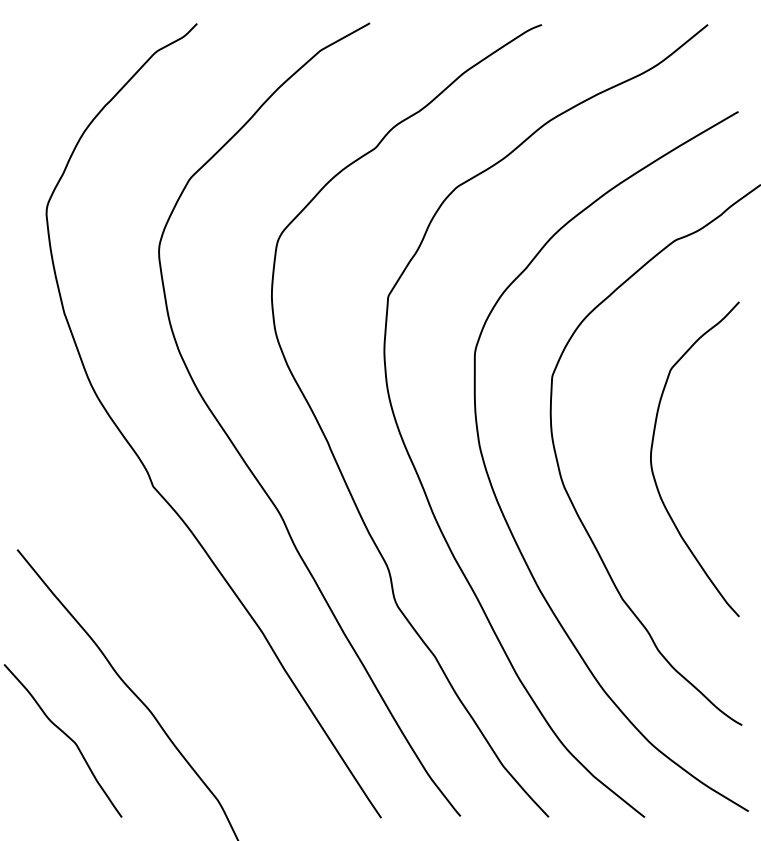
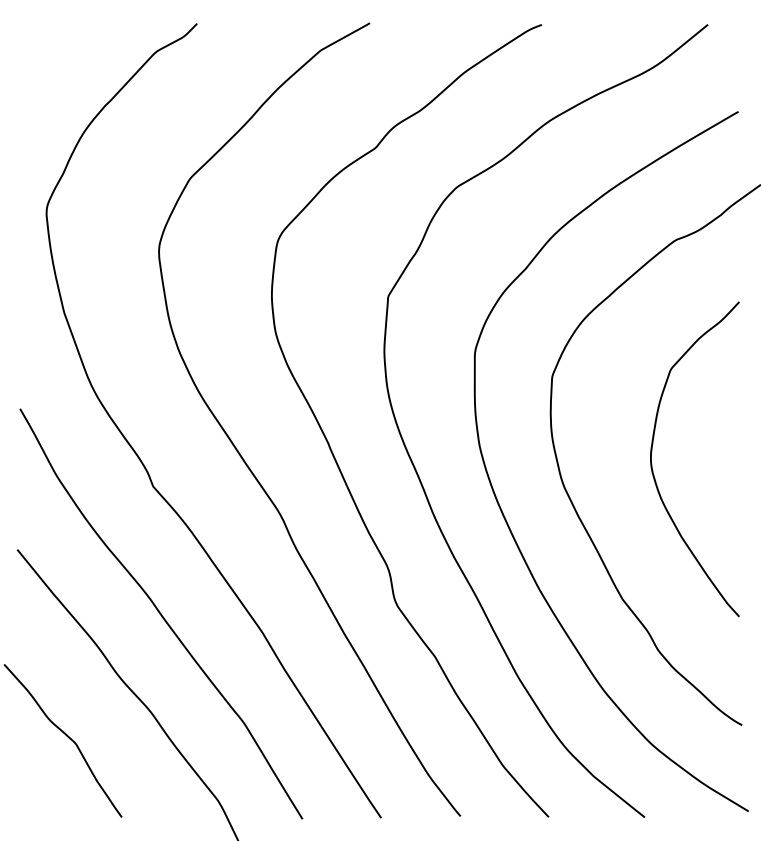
curve: none -> present (161, 613)
